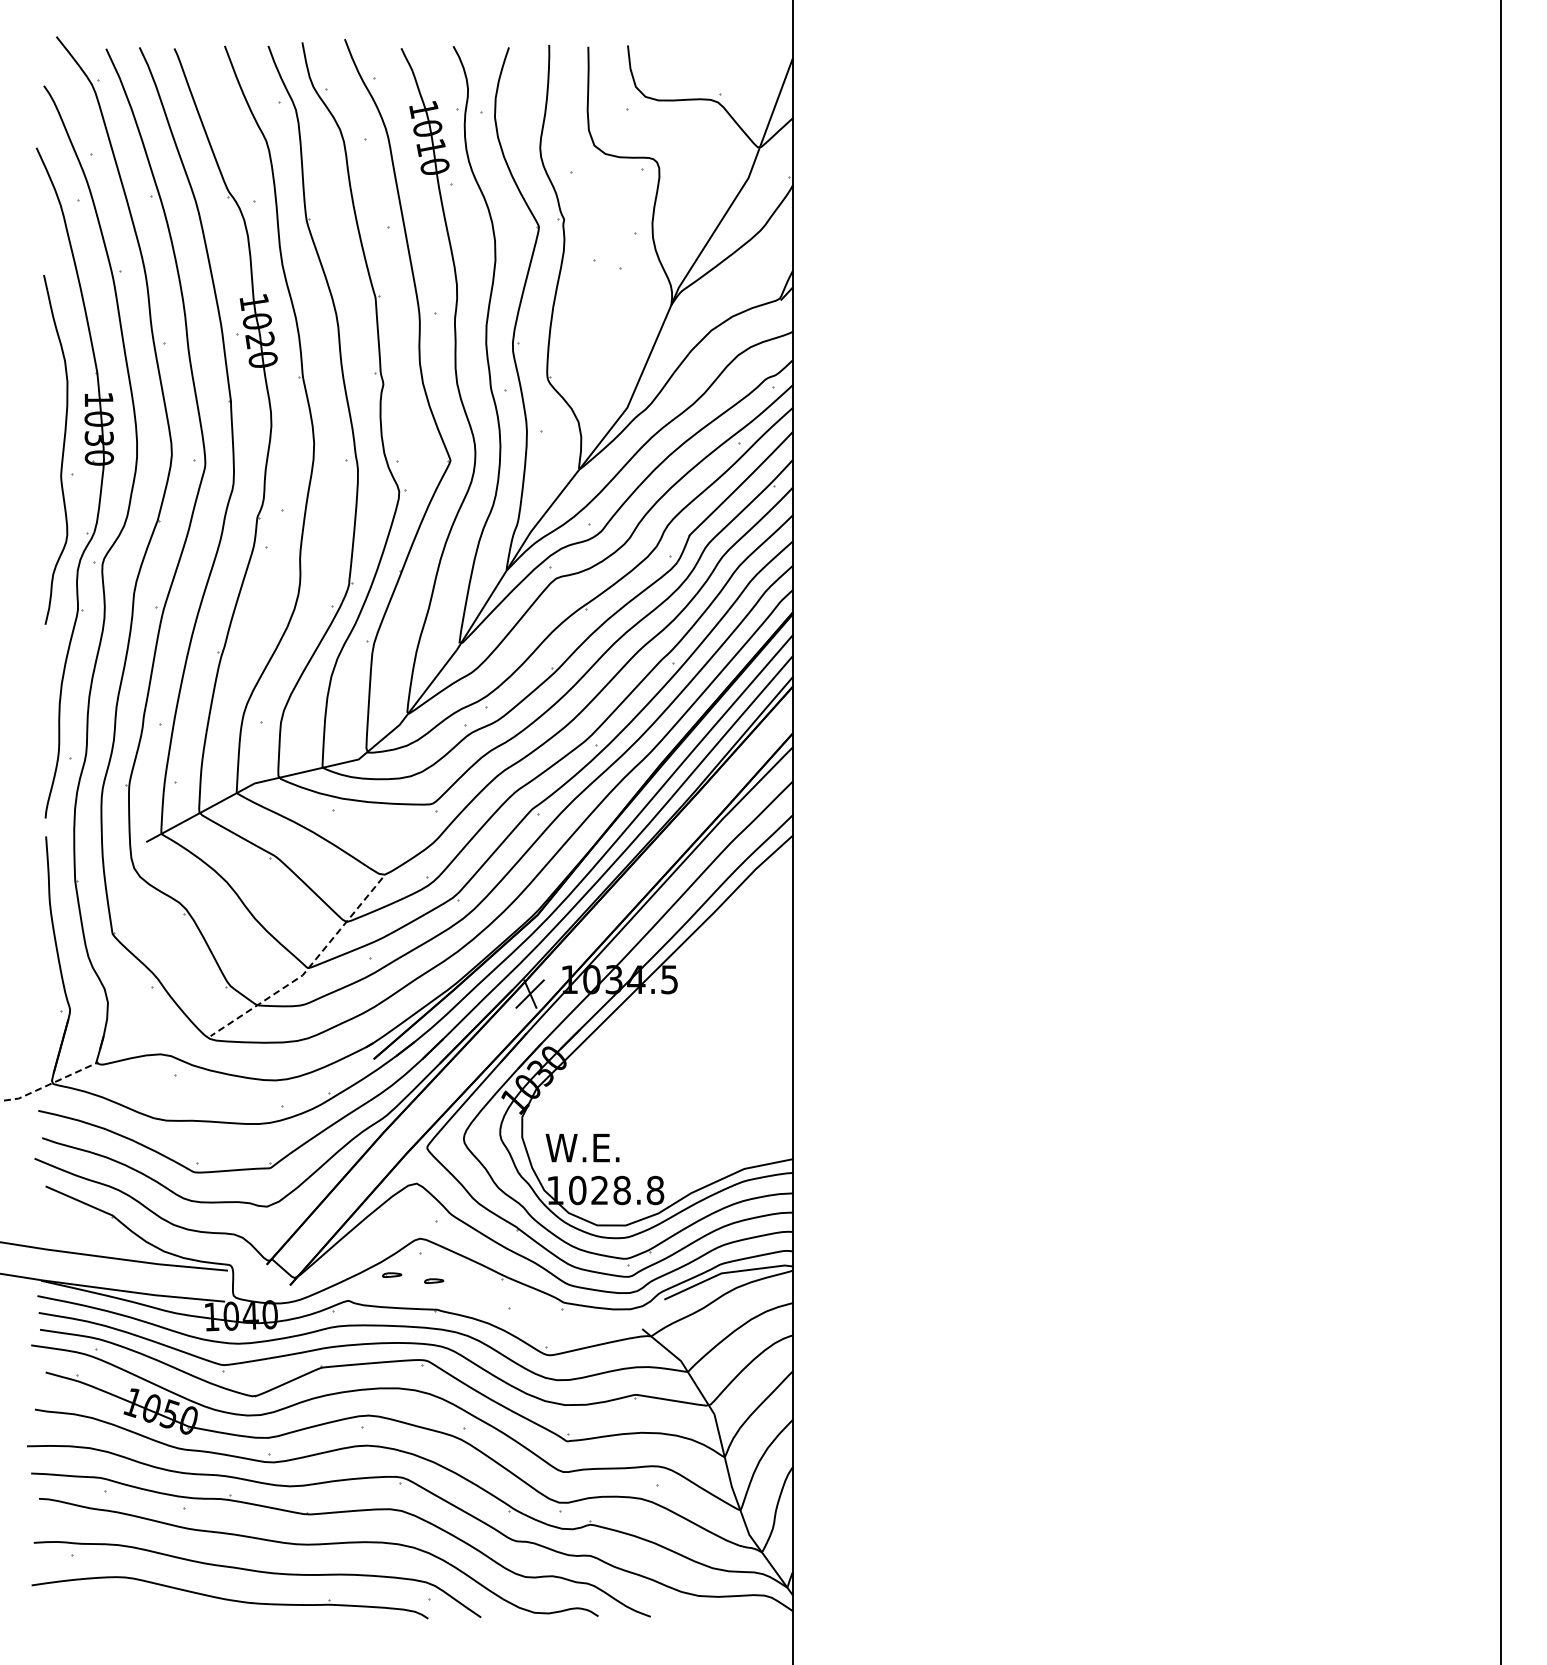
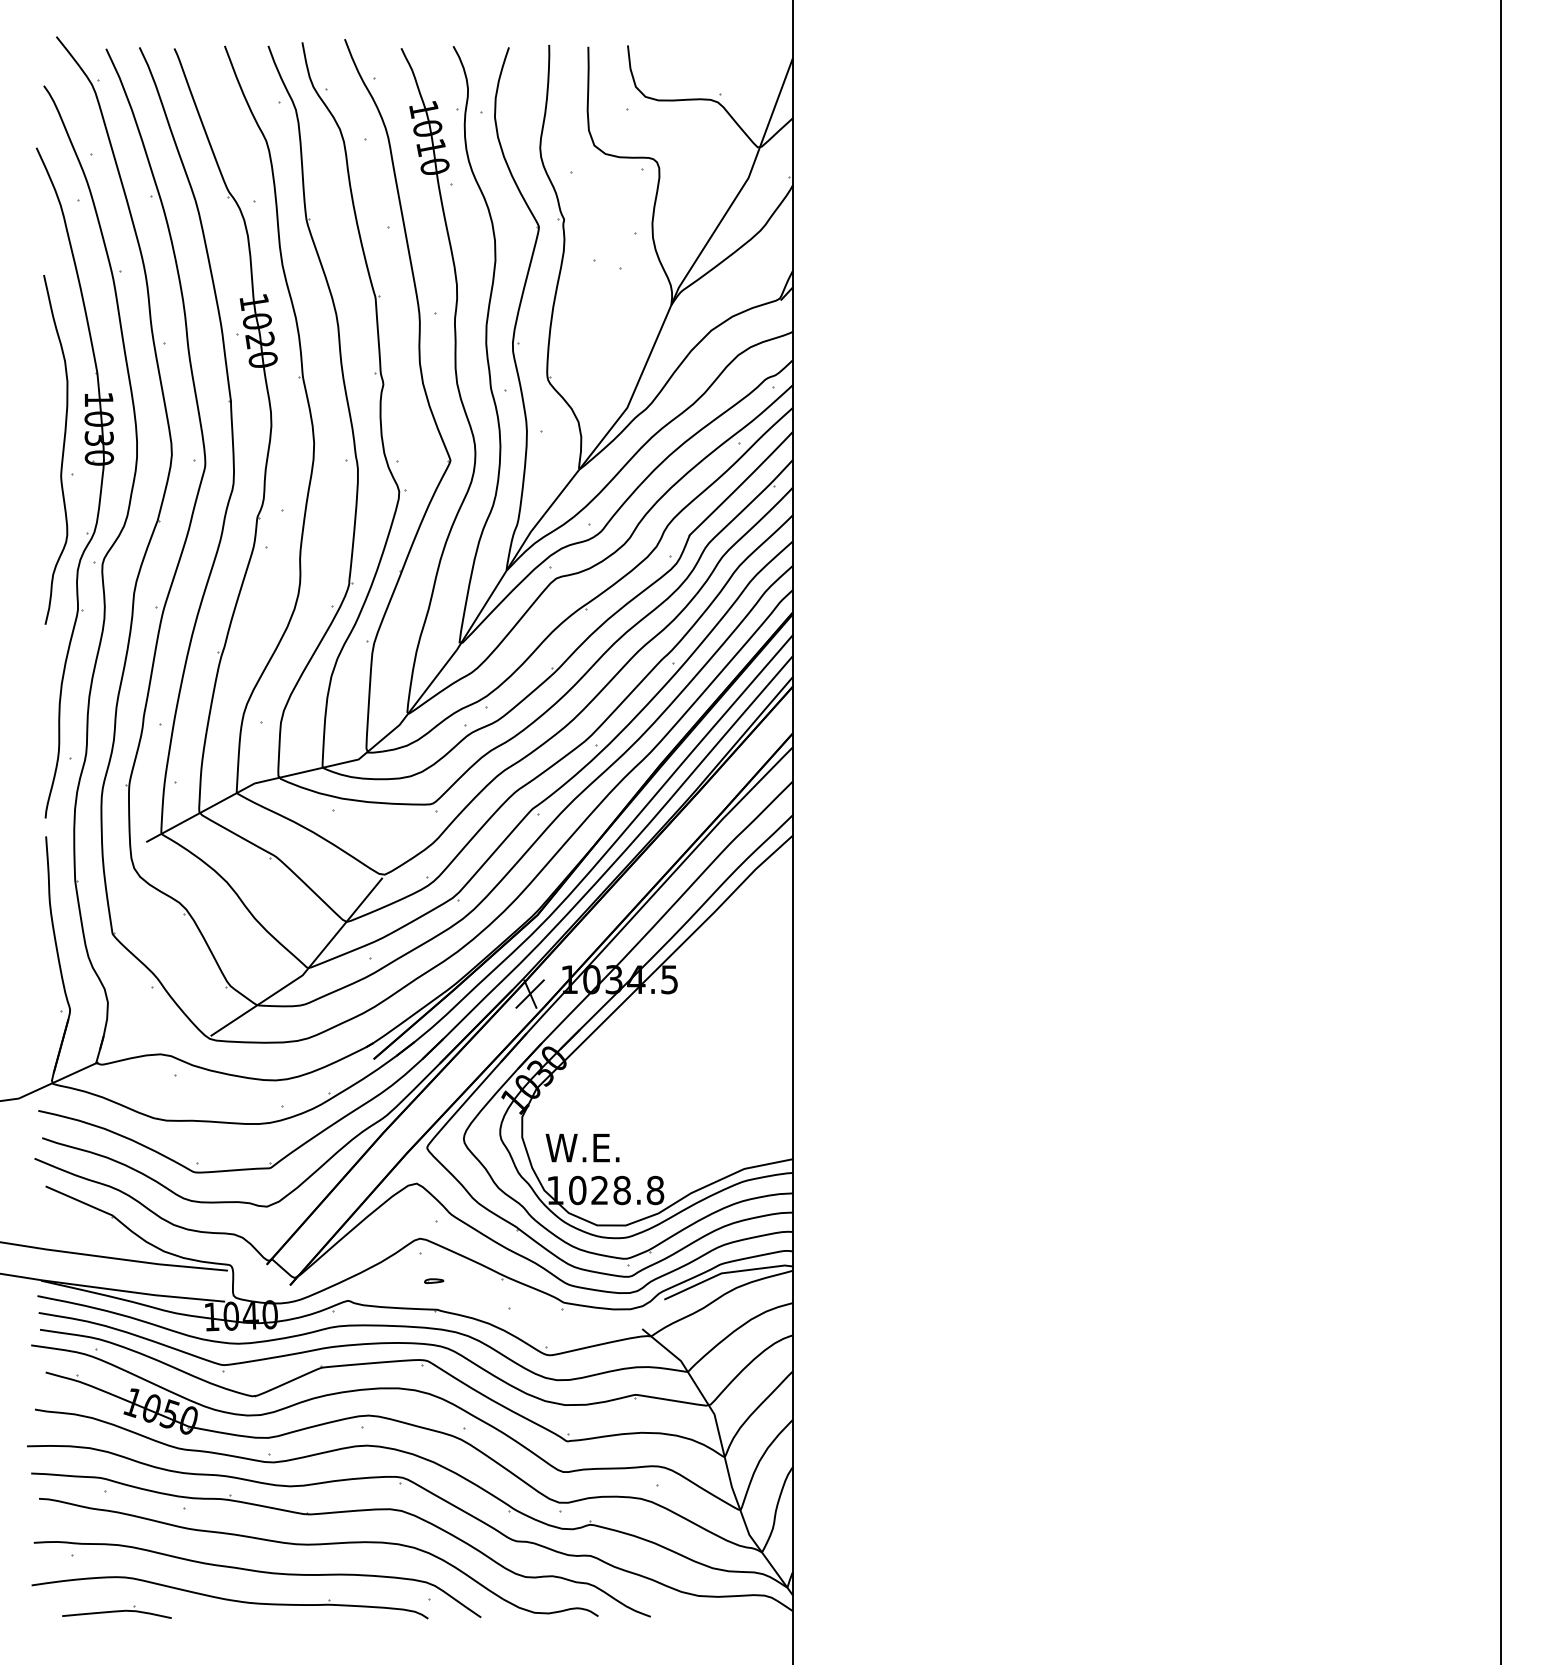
line: dashed -> solid (307, 970)
line: dashed -> solid (50, 1084)
part: present -> none (392, 1274)
part: none -> present (116, 1611)
